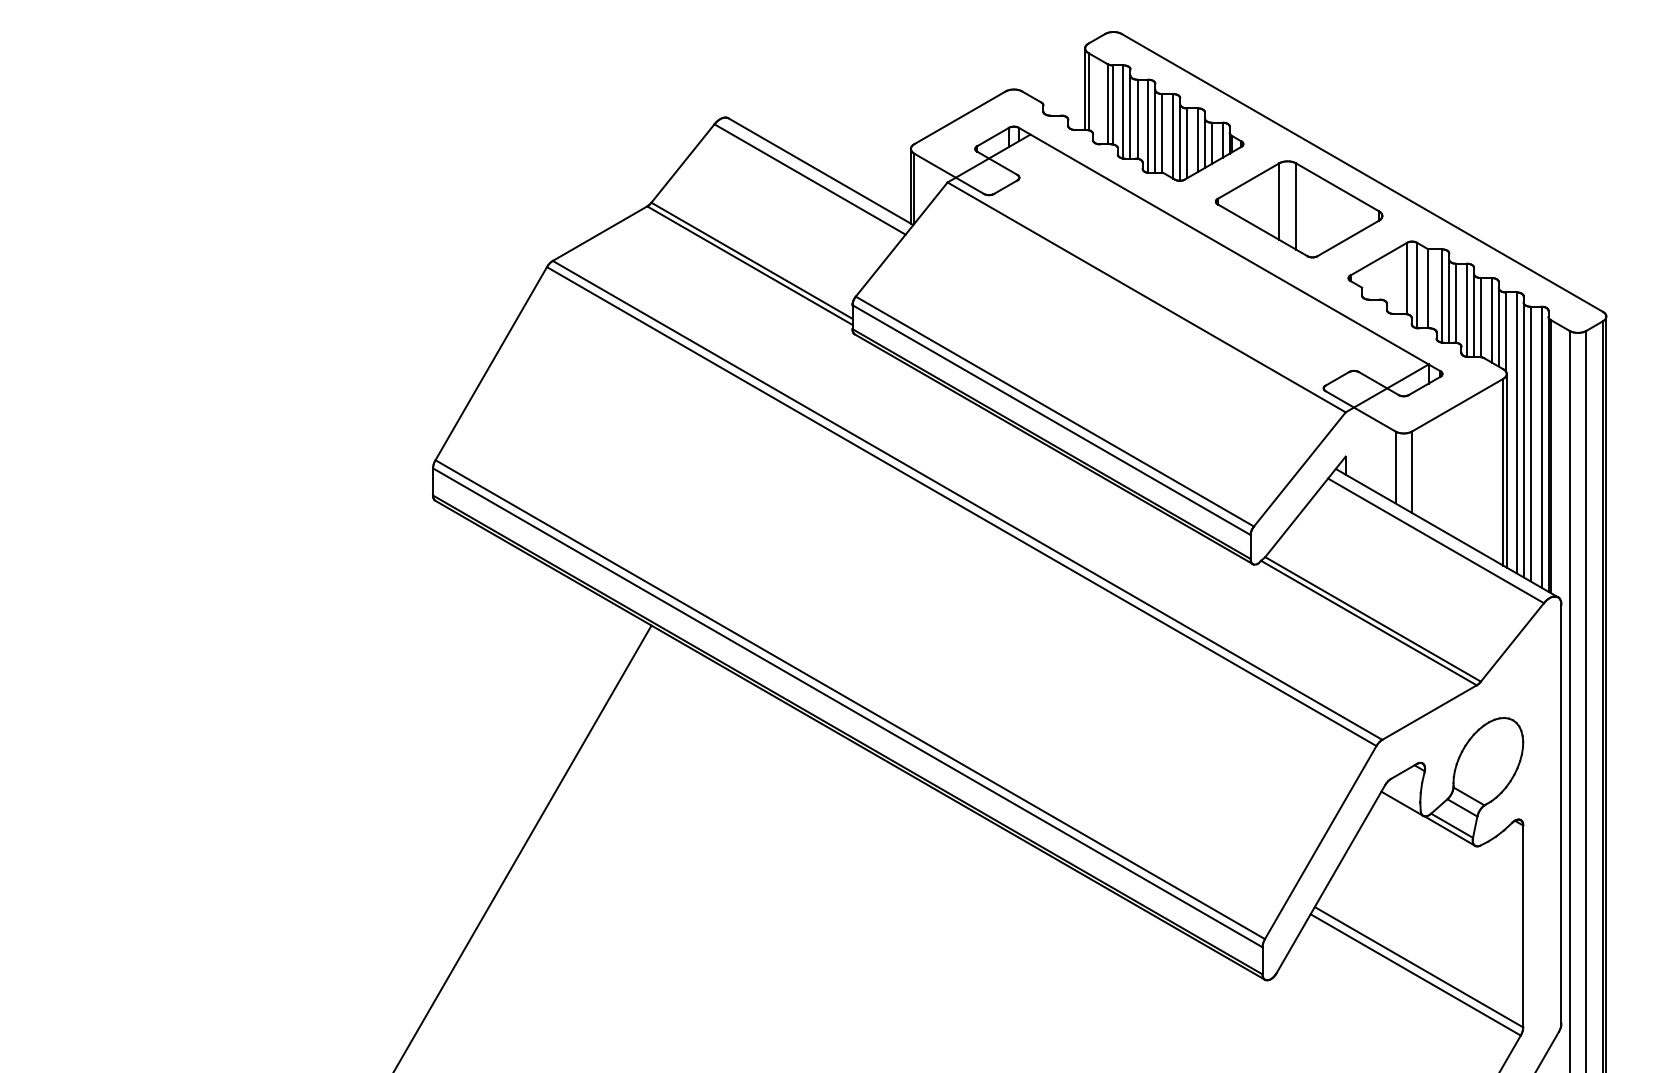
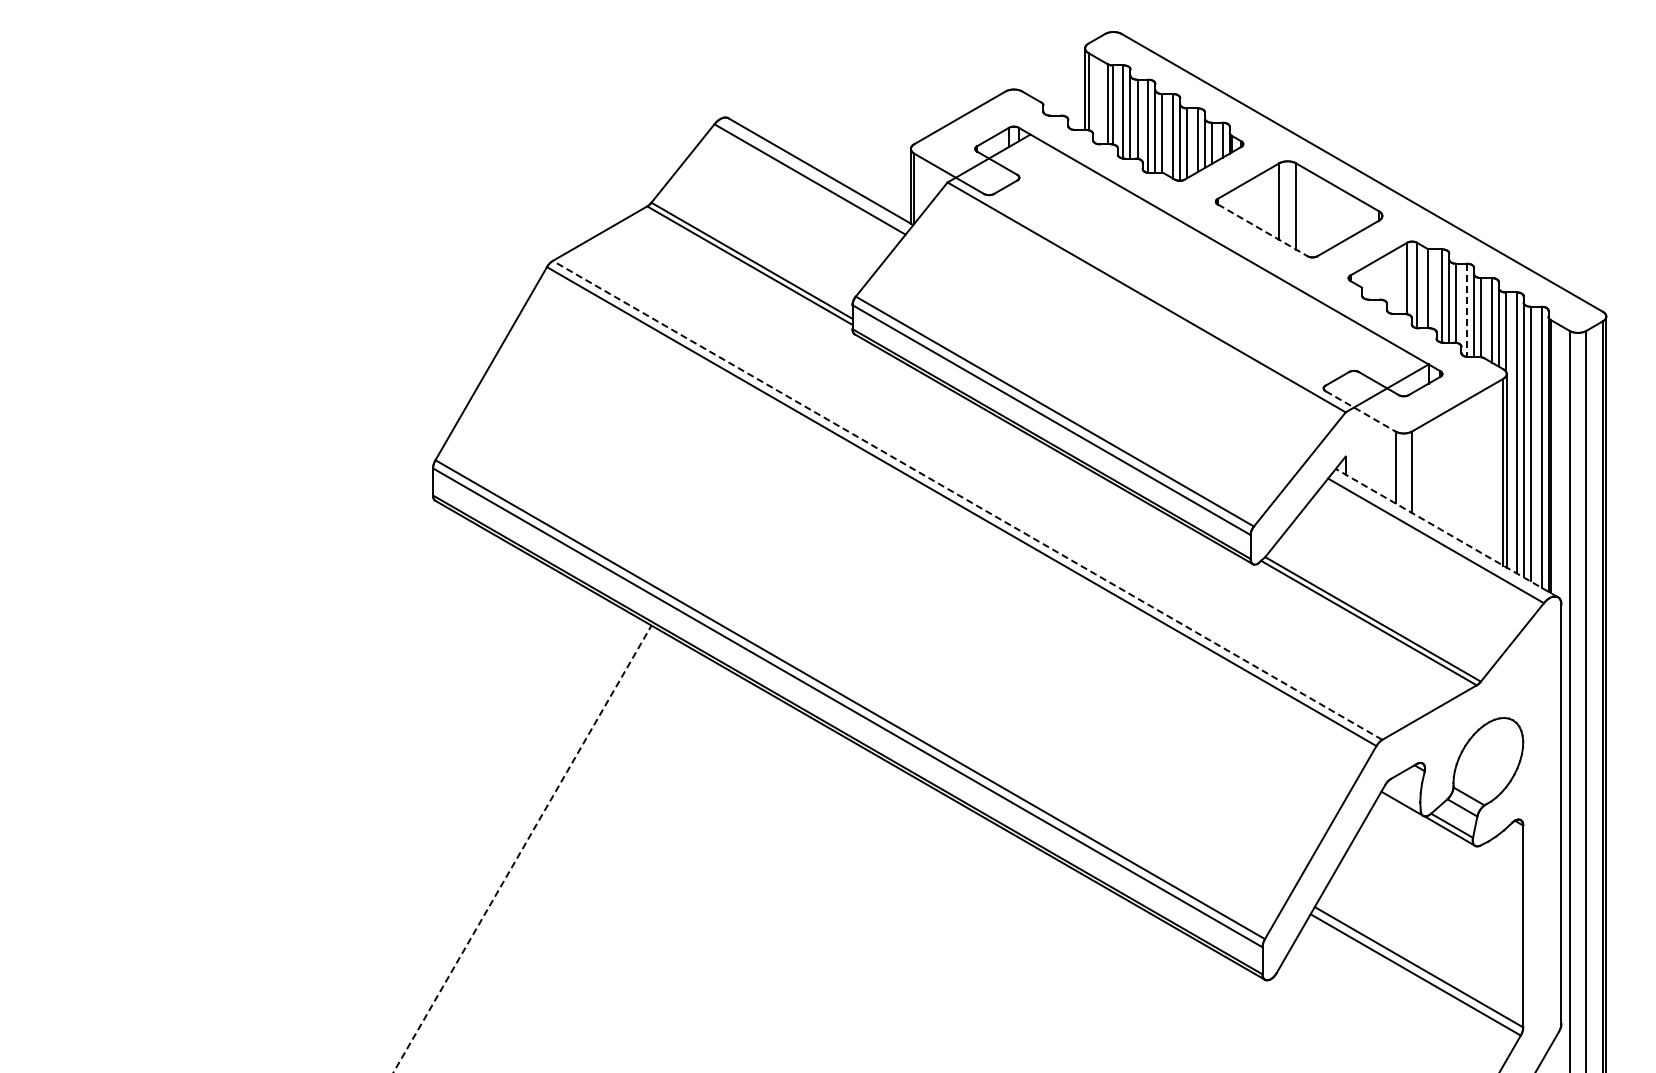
line: solid -> dashed (1262, 230)
line: solid -> dashed (1466, 310)
line: solid -> dashed (1361, 411)
line: solid -> dashed (967, 500)
line: solid -> dashed (1446, 532)
line: solid -> dashed (522, 849)
